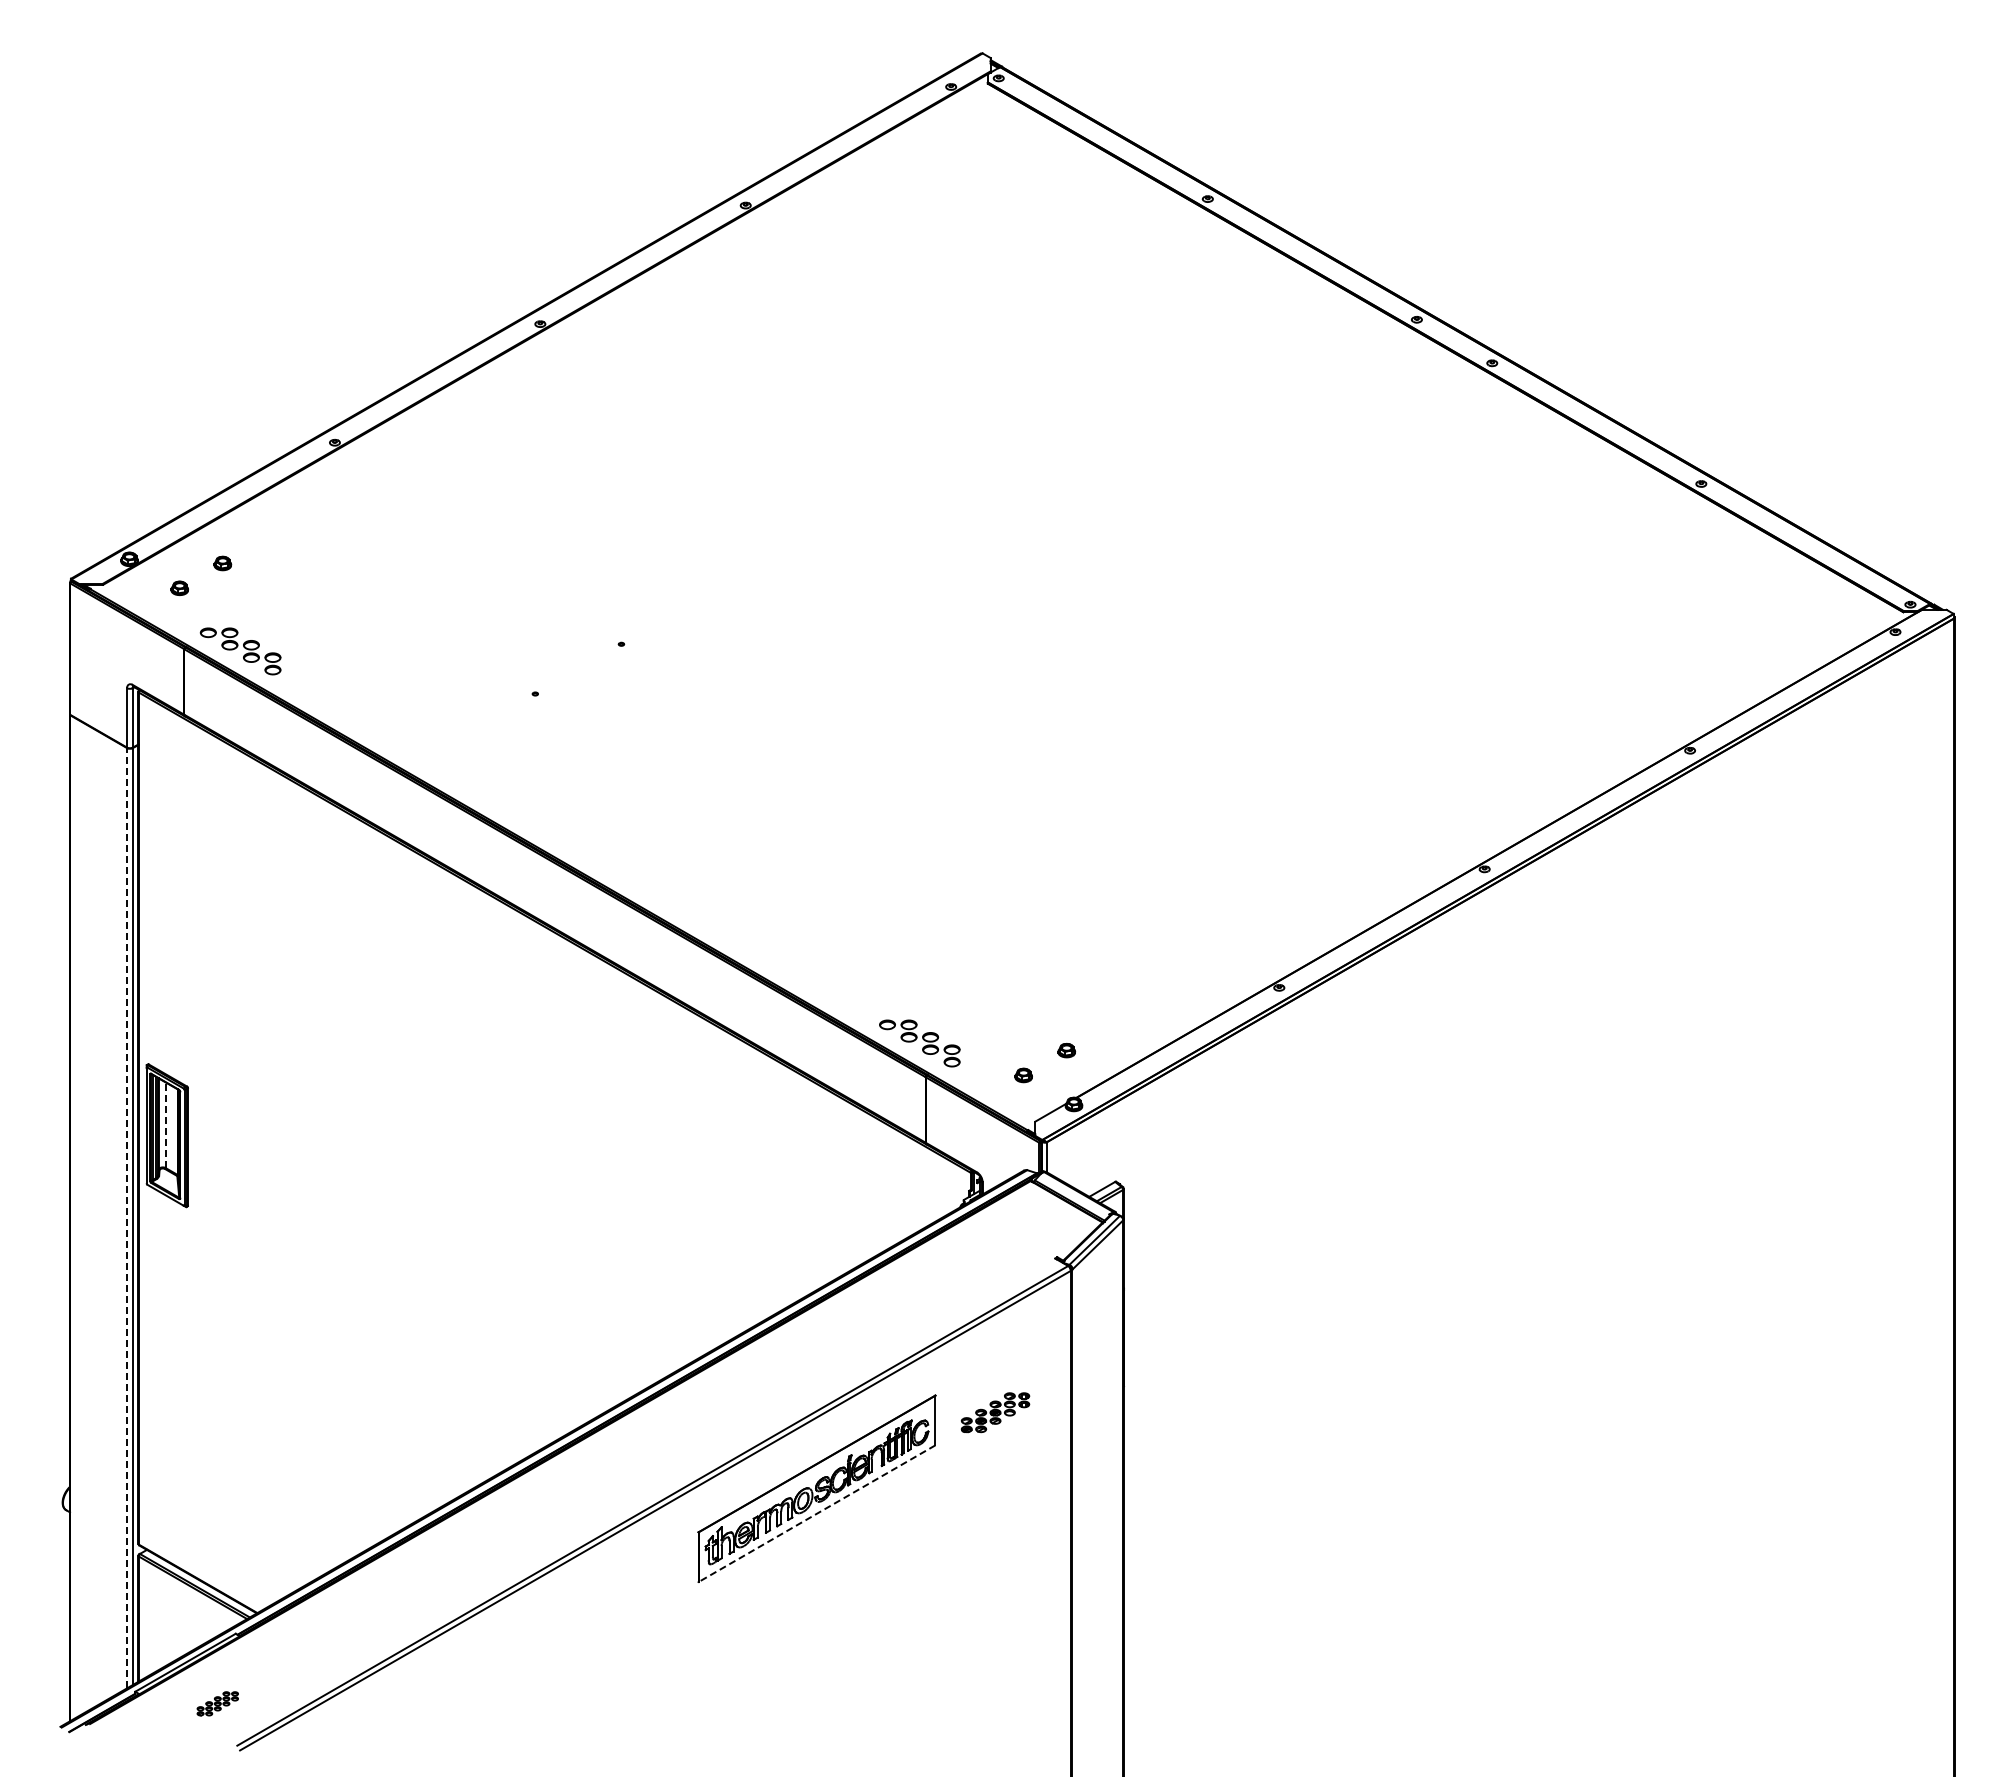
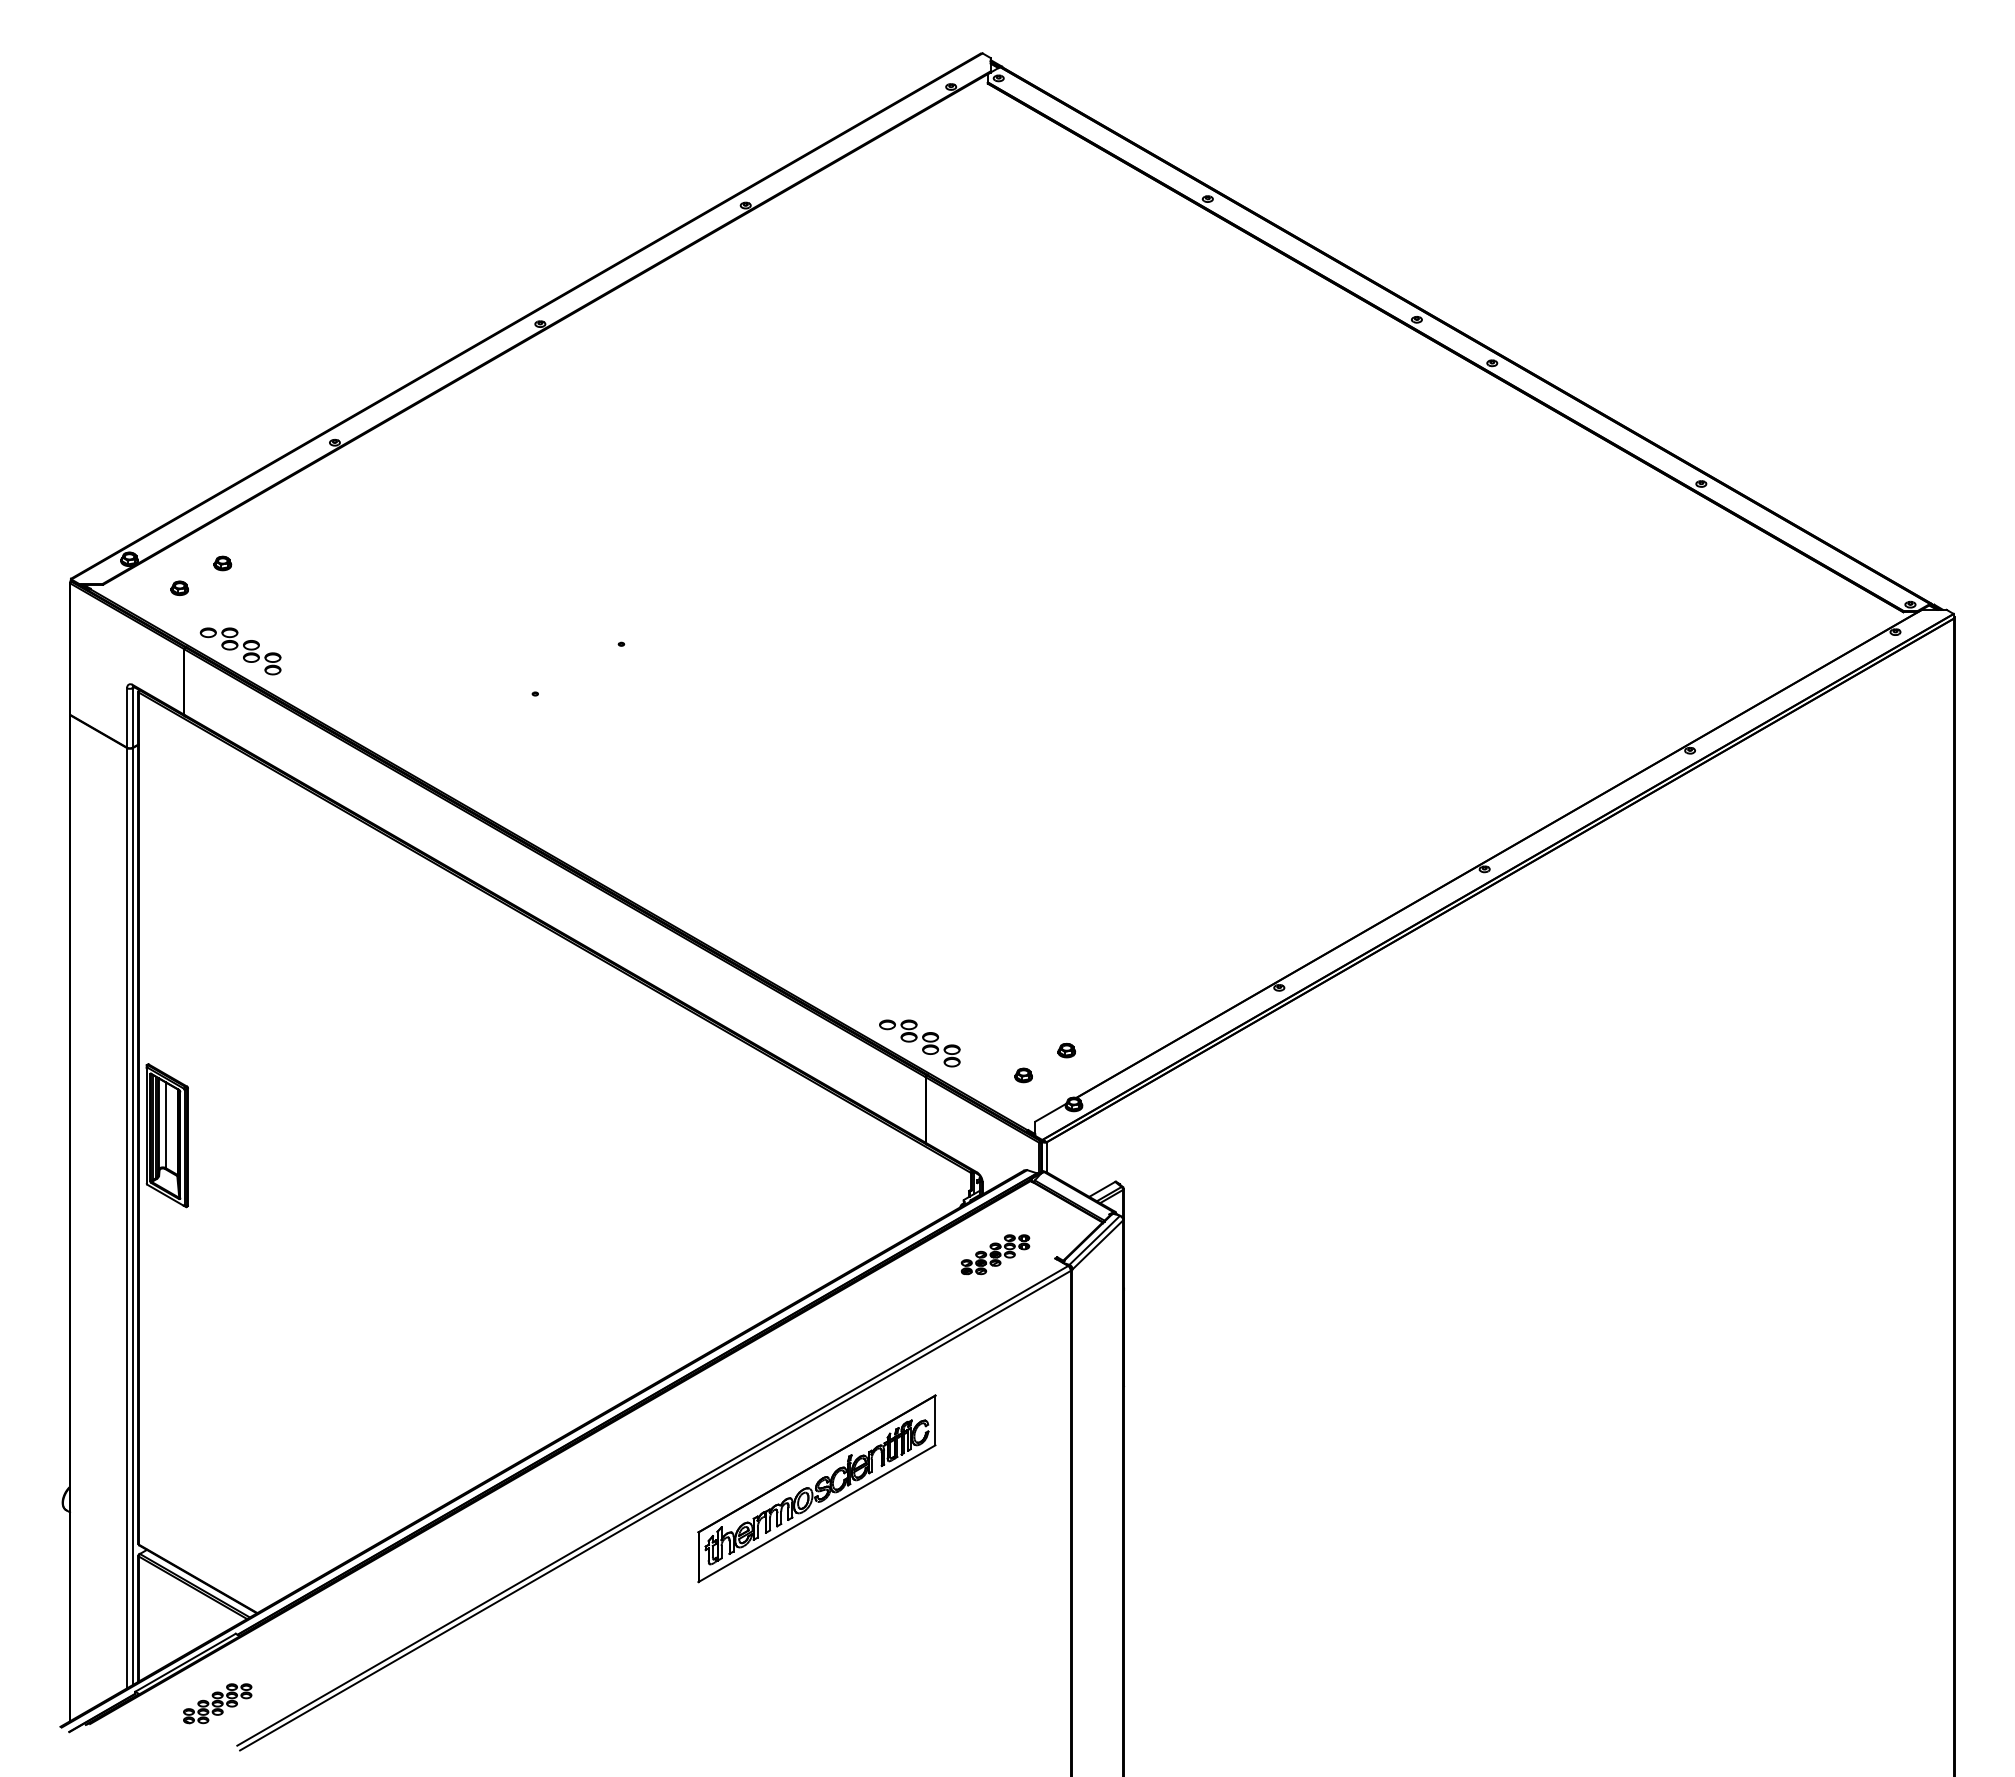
line: dashed -> solid (165, 1125)
line: dashed -> solid (127, 1217)
part position: (995, 1412) -> (995, 1254) (995, 1254)
line: dashed -> solid (817, 1513)
part size: 43x26 px -> 70x42 px (217, 1703)
